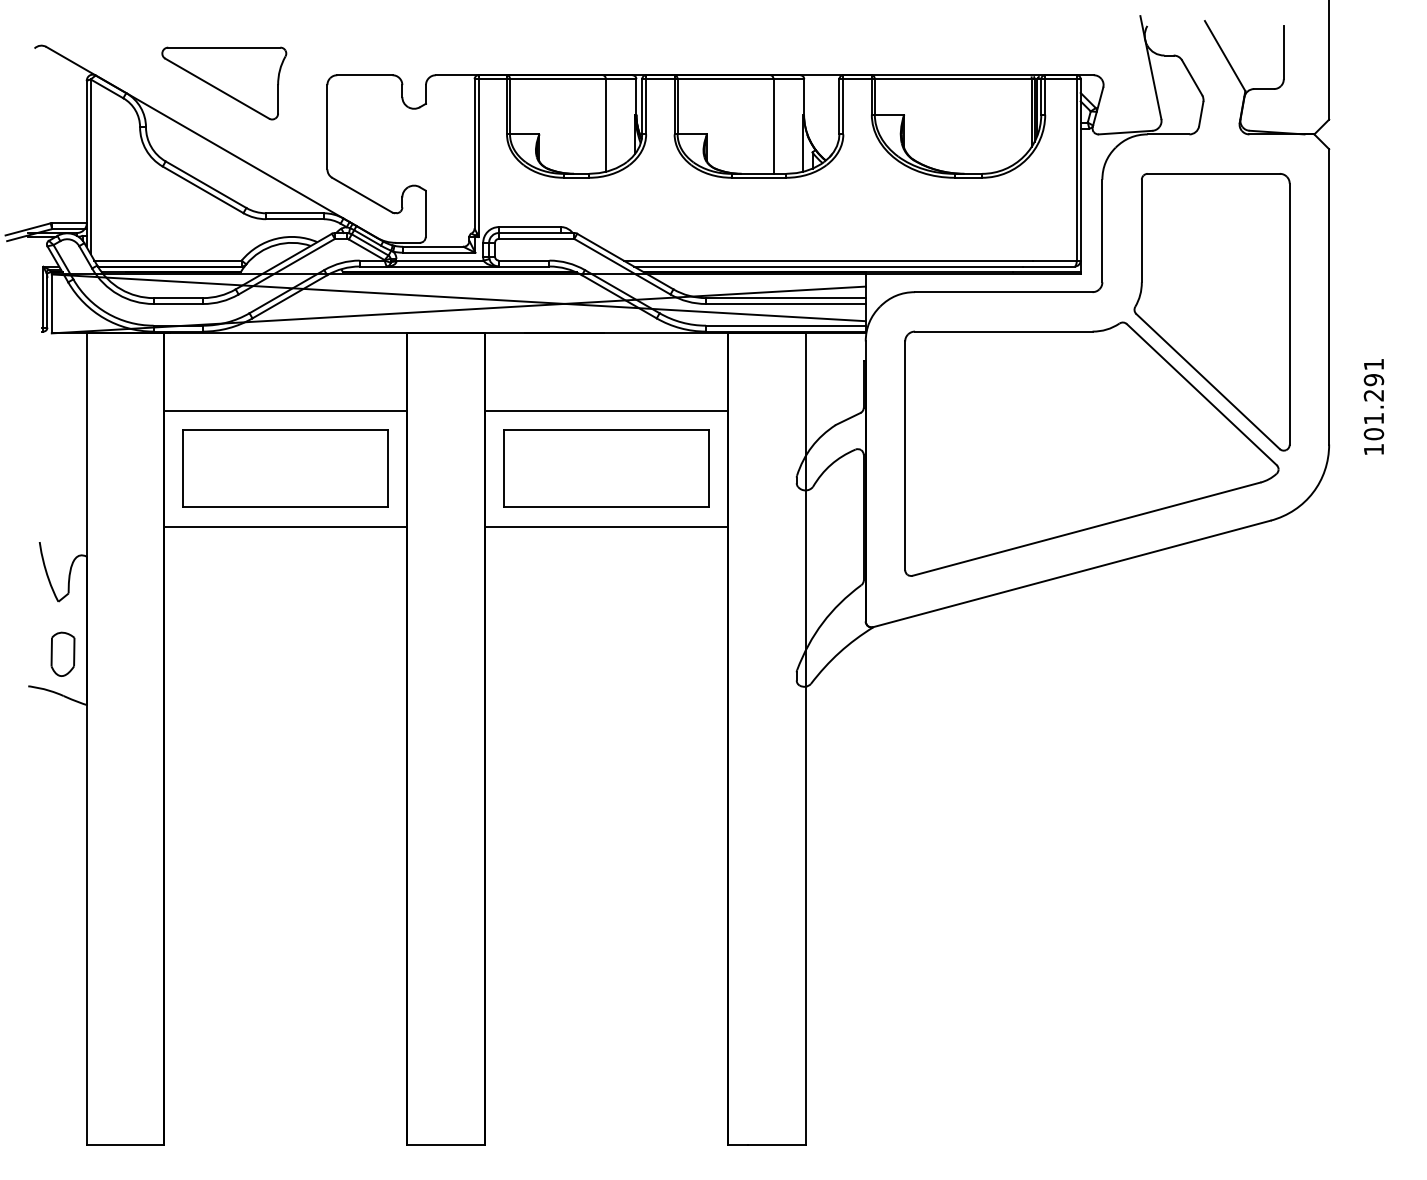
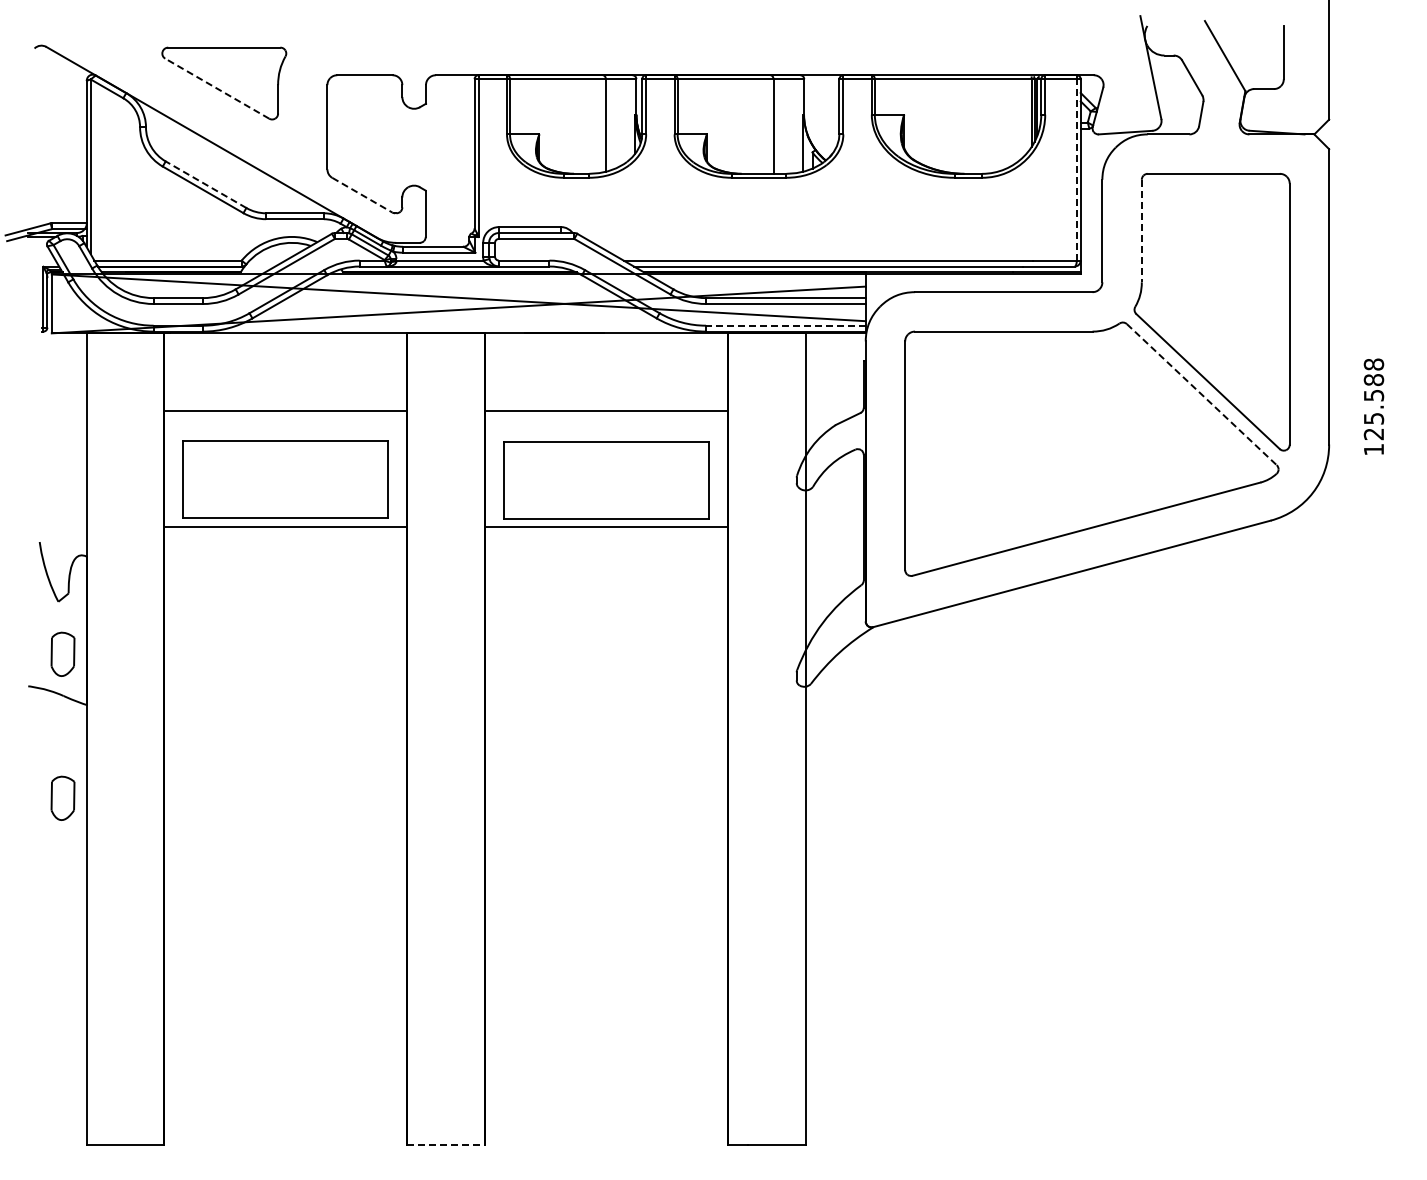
line: solid -> dashed (216, 88)
line: solid -> dashed (1076, 169)
line: solid -> dashed (206, 184)
line: solid -> dashed (362, 195)
line: solid -> dashed (1141, 231)
line: solid -> dashed (785, 325)
line: solid -> dashed (1201, 394)
text: 101.291 -> 125.588 (1373, 399)
part position: (285, 468) -> (285, 479) (285, 479)
part position: (606, 468) -> (606, 480) (606, 480)
part: none -> present (62, 797)
line: solid -> dashed (446, 1144)
